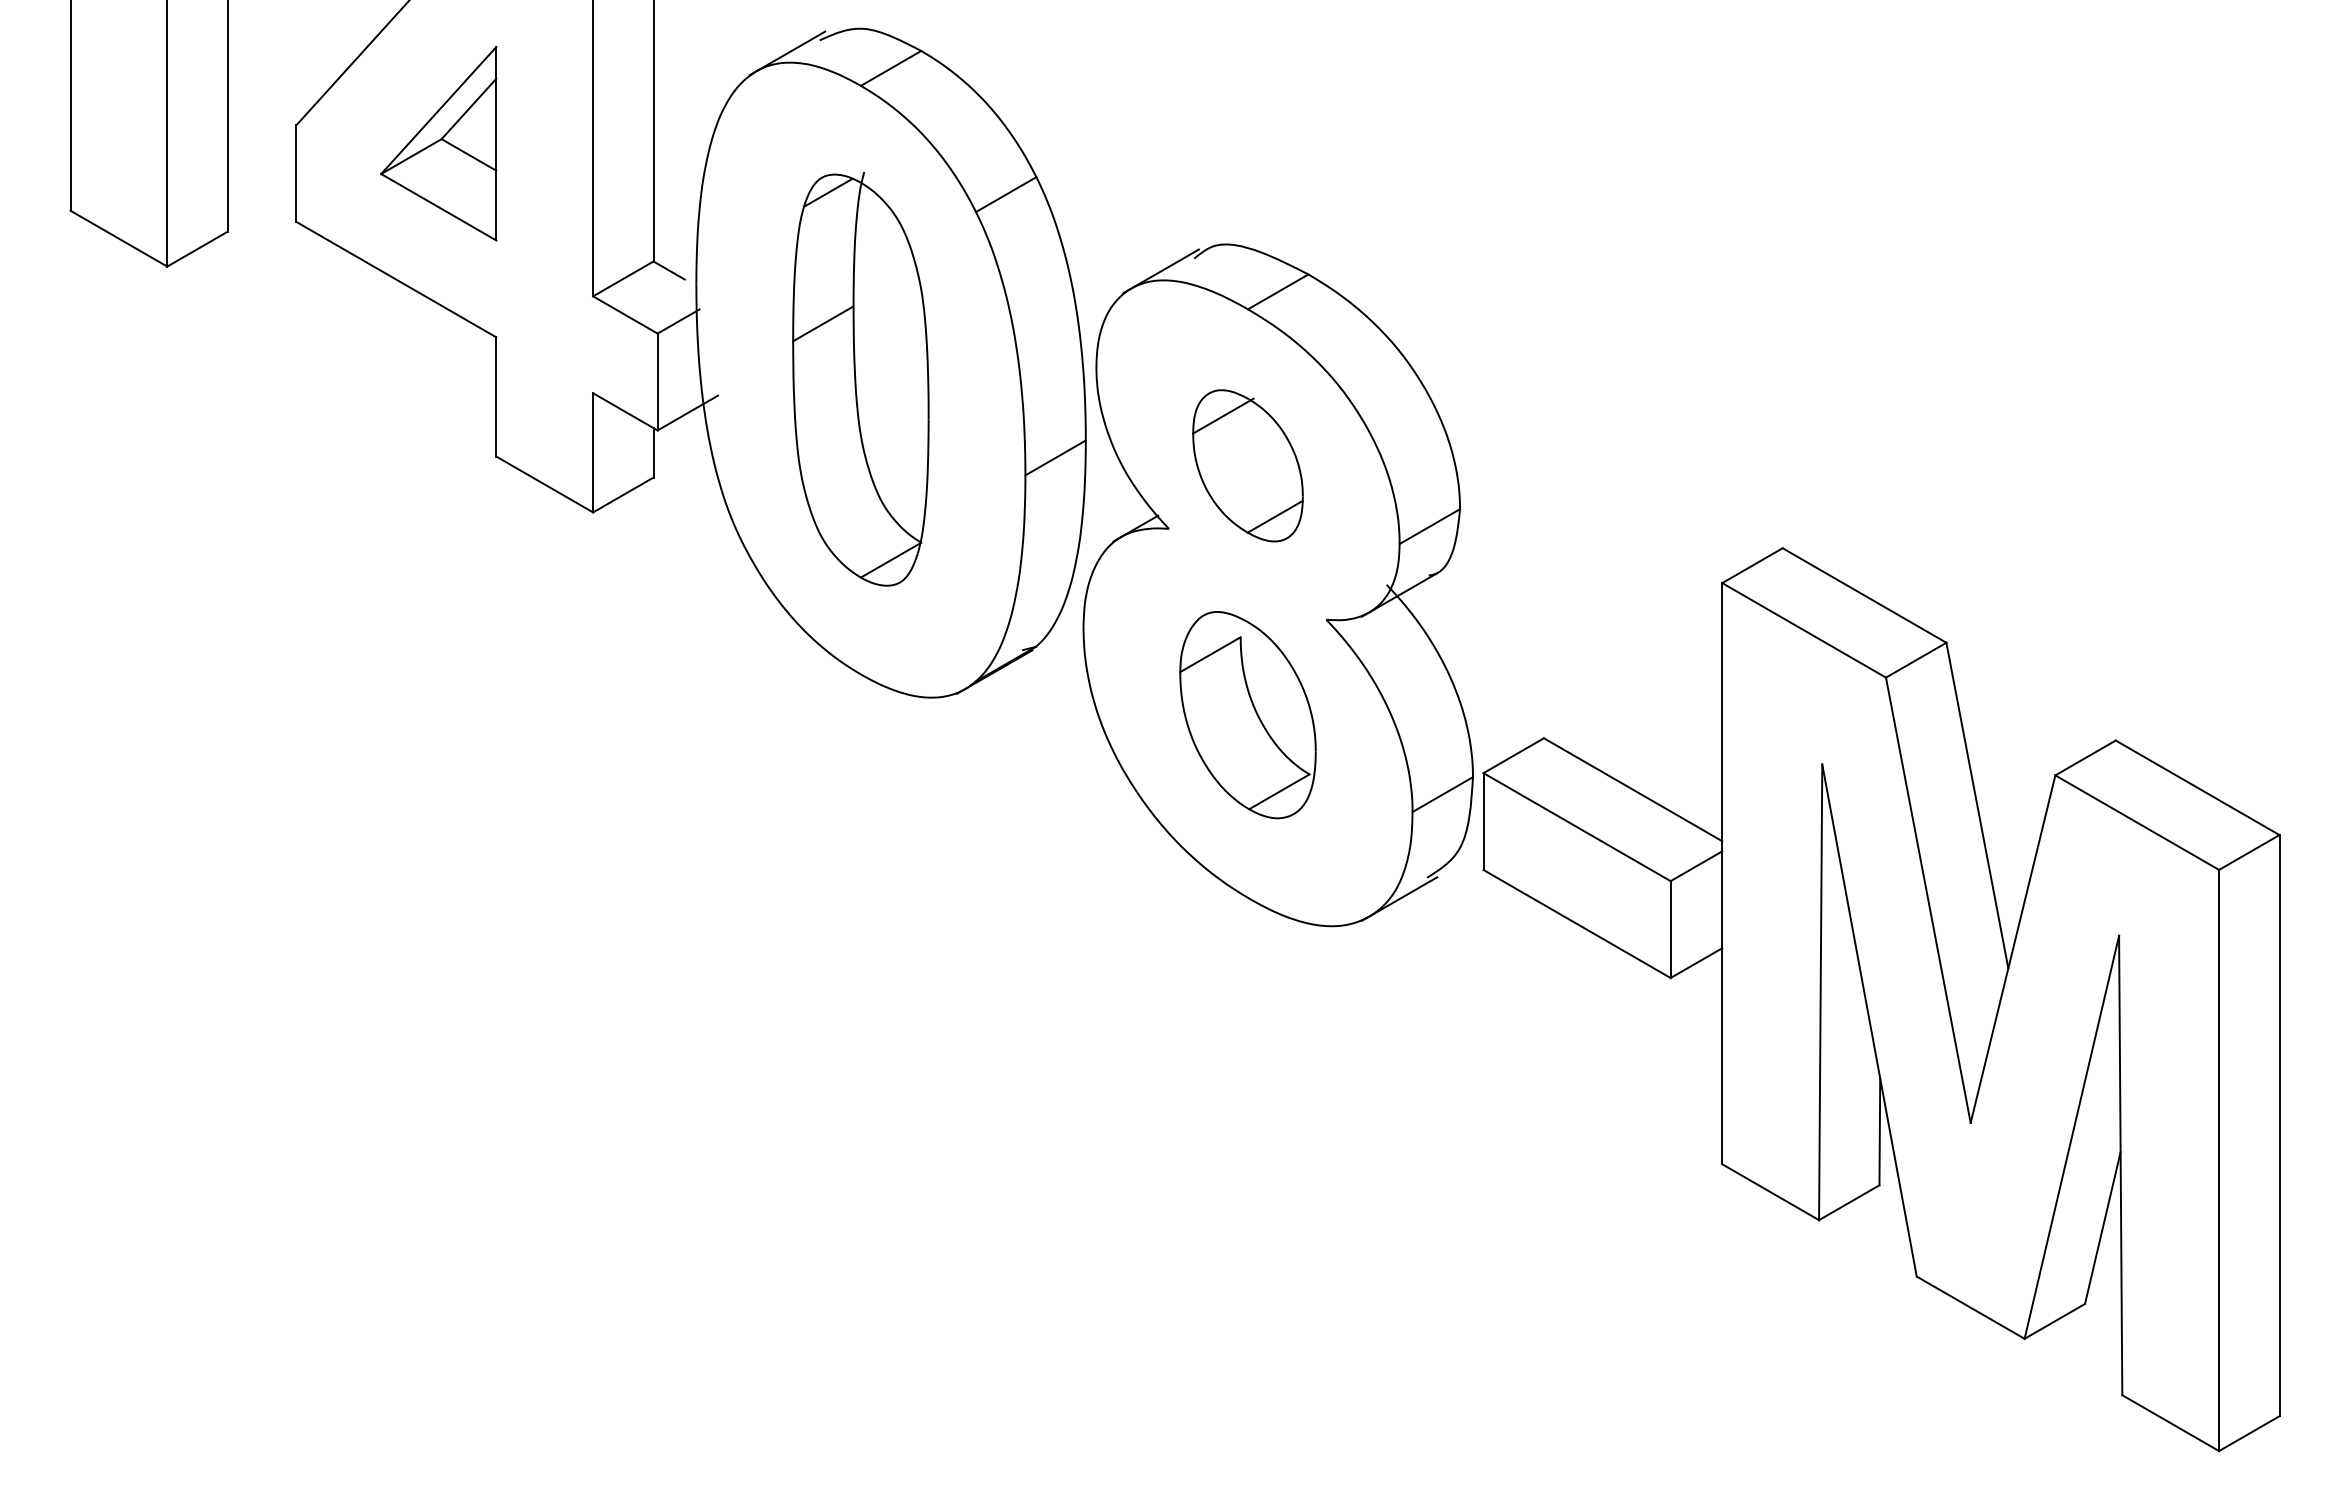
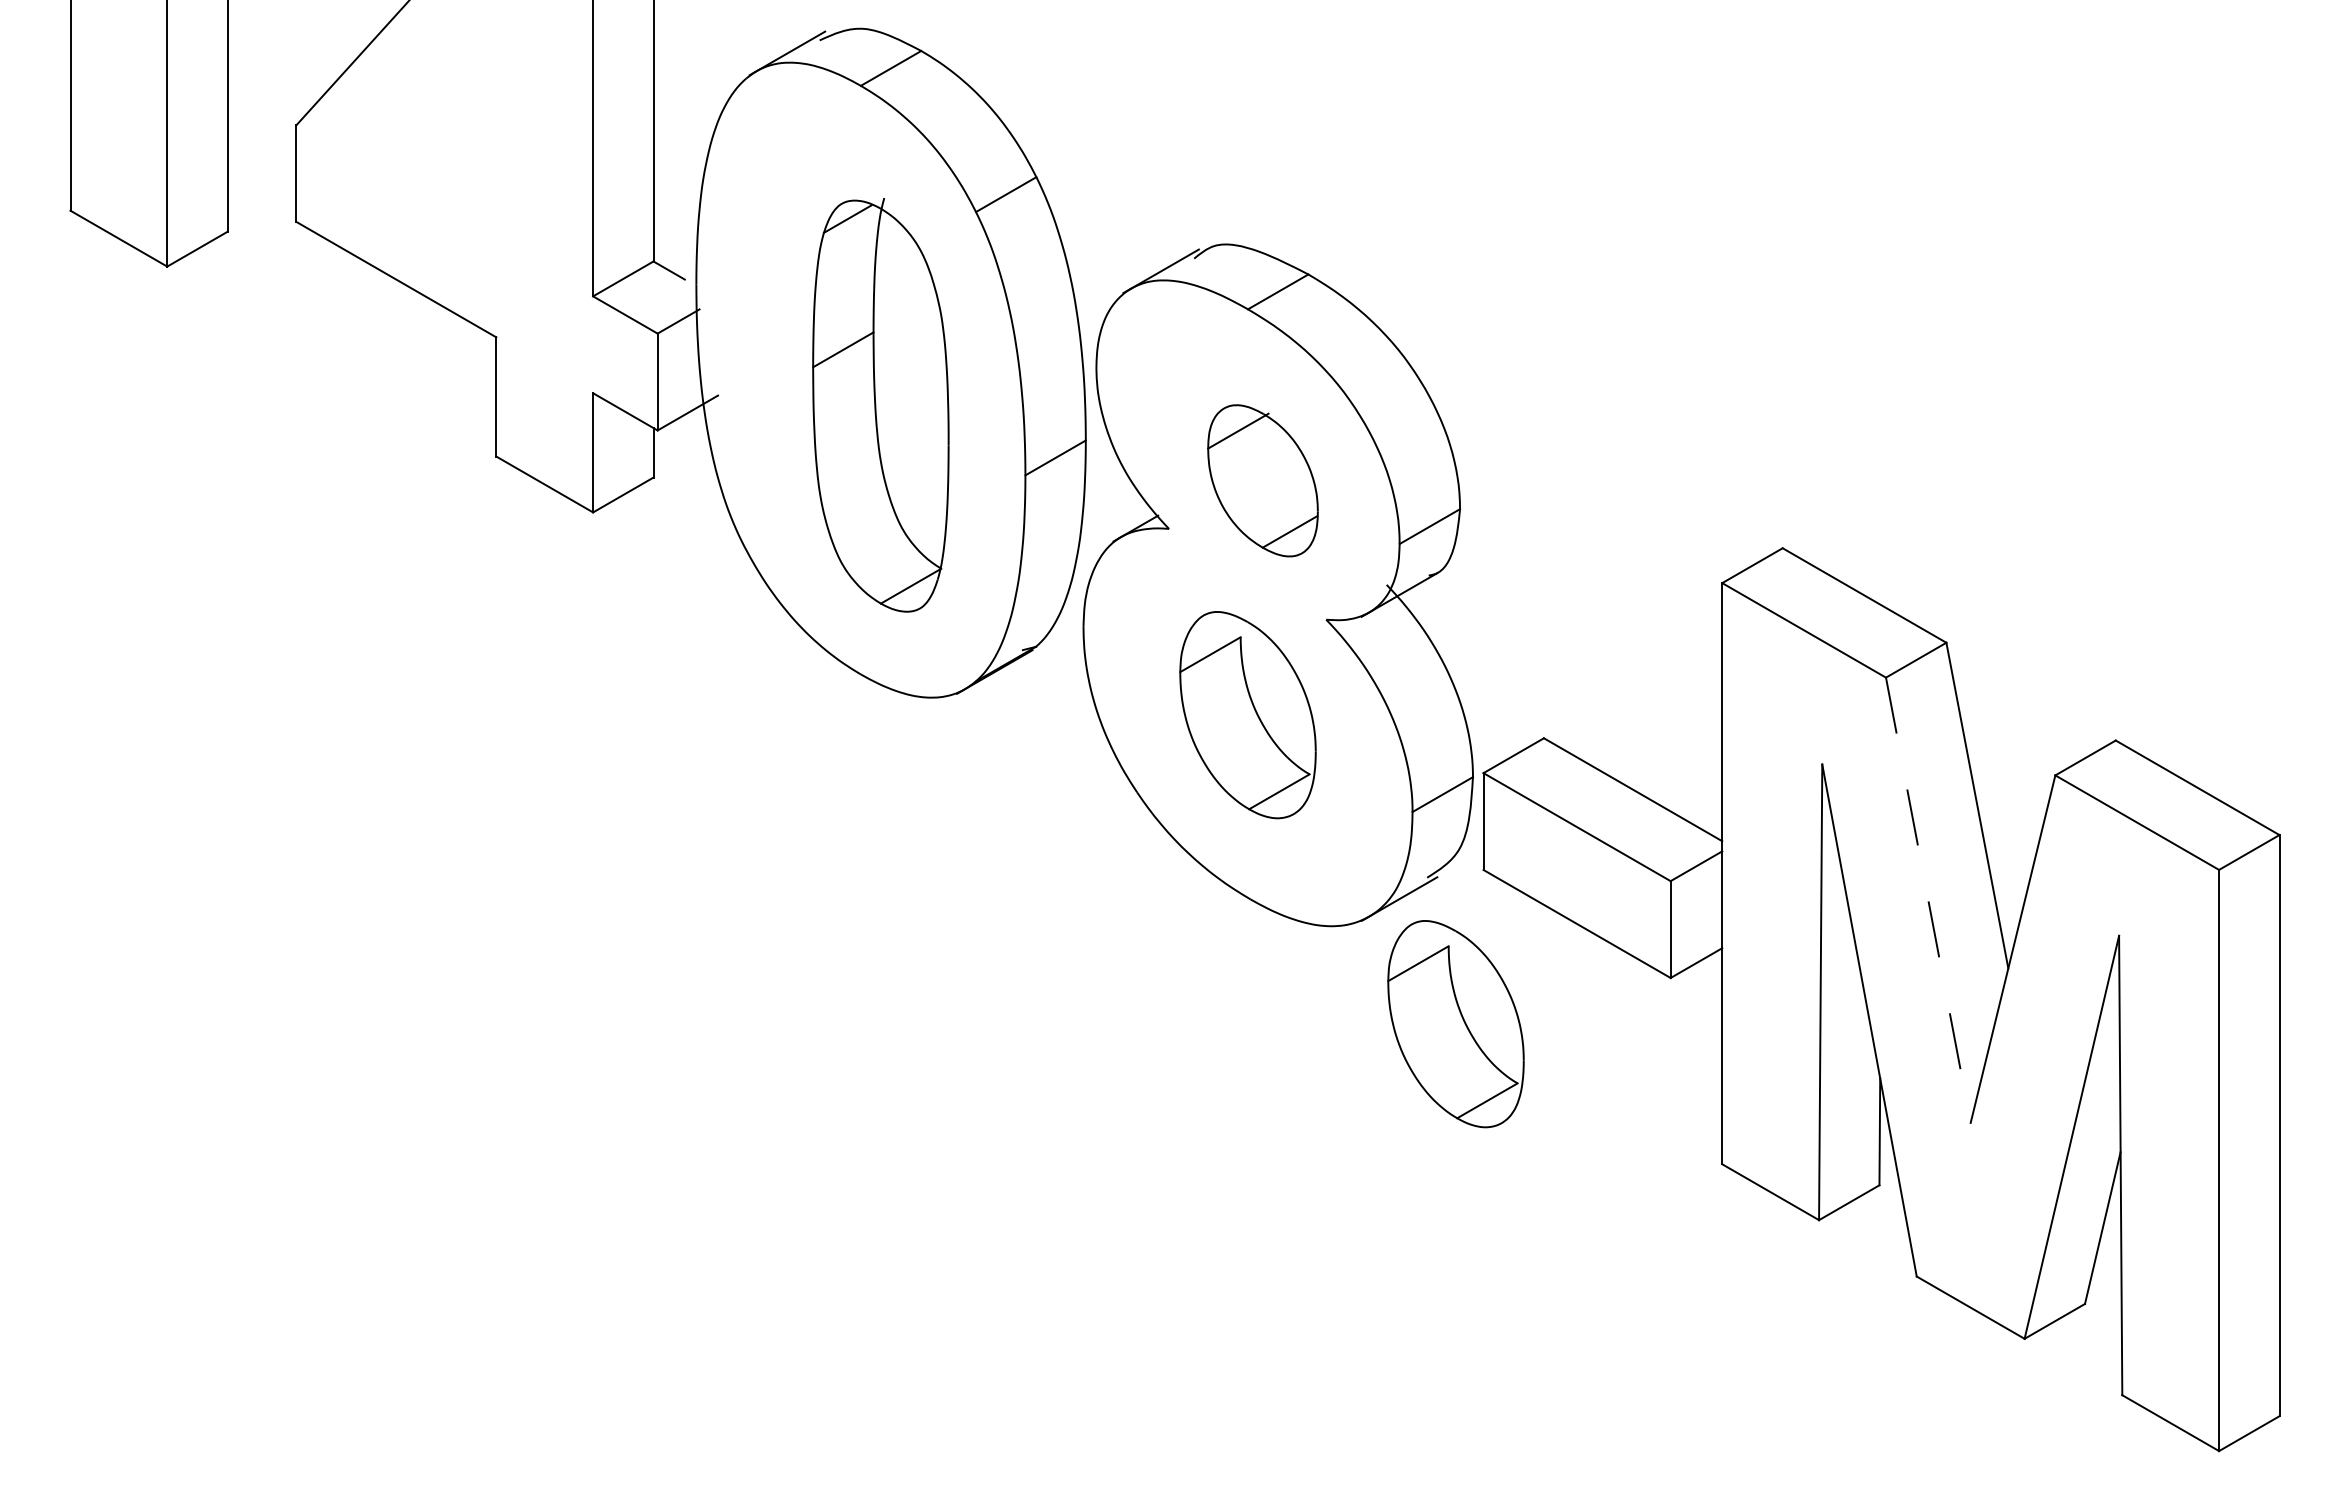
part: present -> none (438, 143)
part position: (860, 379) -> (880, 405) (880, 405)
part position: (1247, 465) -> (1262, 480) (1262, 480)
line: solid -> dashed (1928, 900)
part: none -> present (1455, 1024)
